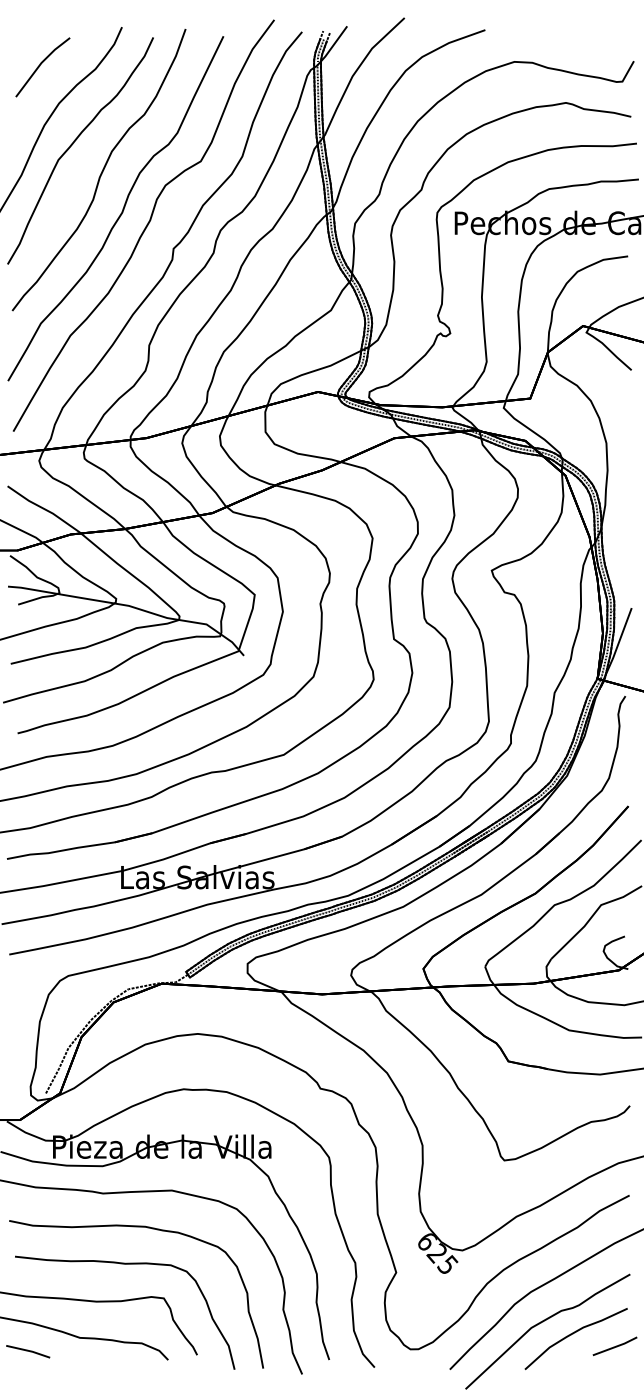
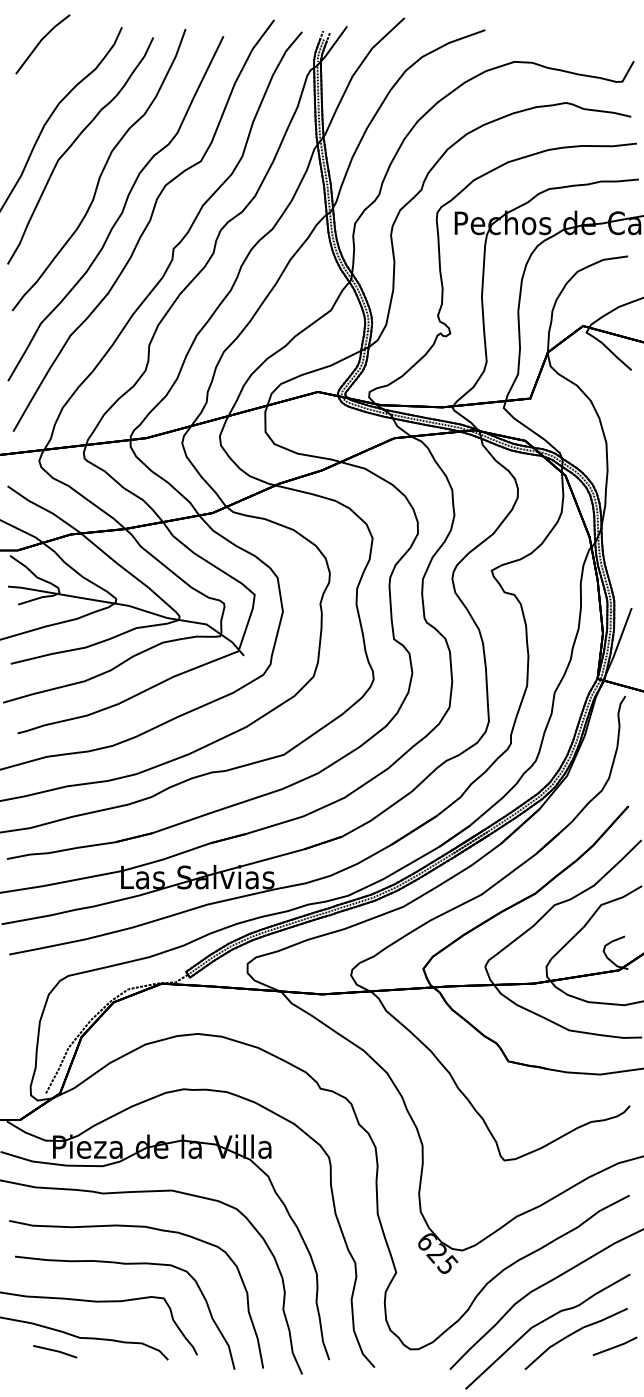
part position: (42, 67) -> (42, 44) (42, 44)
part position: (28, 1351) -> (55, 1351) (55, 1351)
